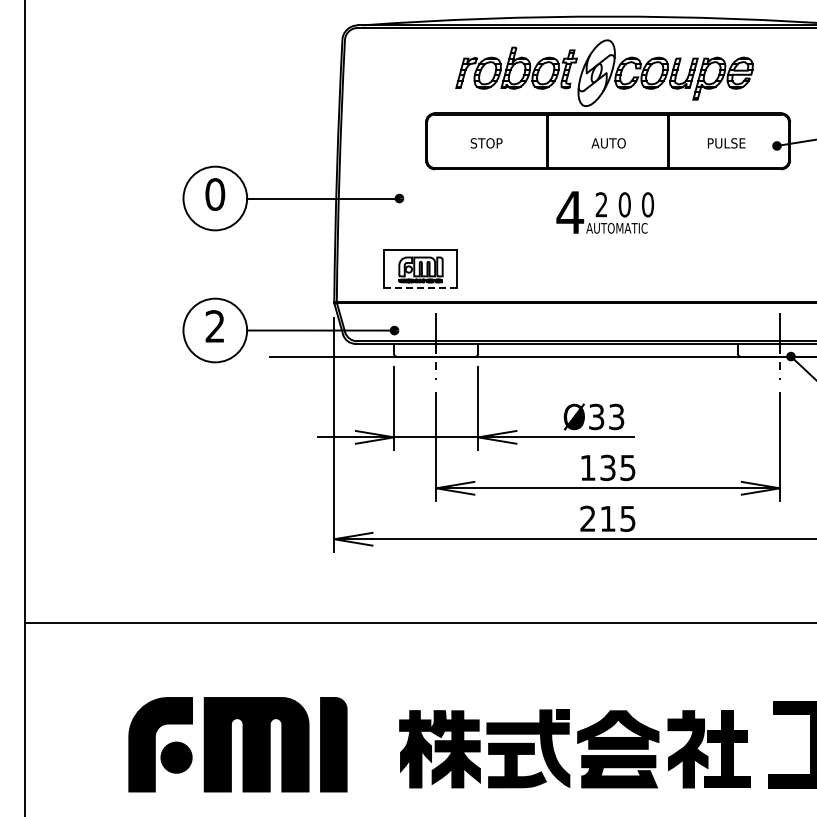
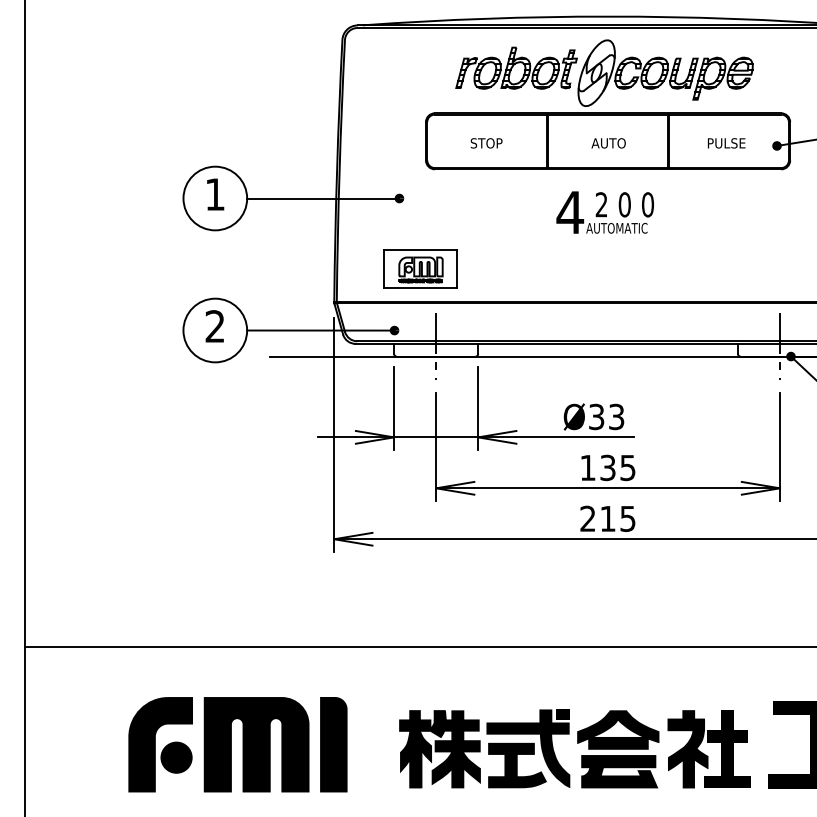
text: 0 -> 1 (215, 194)
line: dashed -> solid (420, 288)
line position: (418, 622) -> (418, 646) (418, 646)
